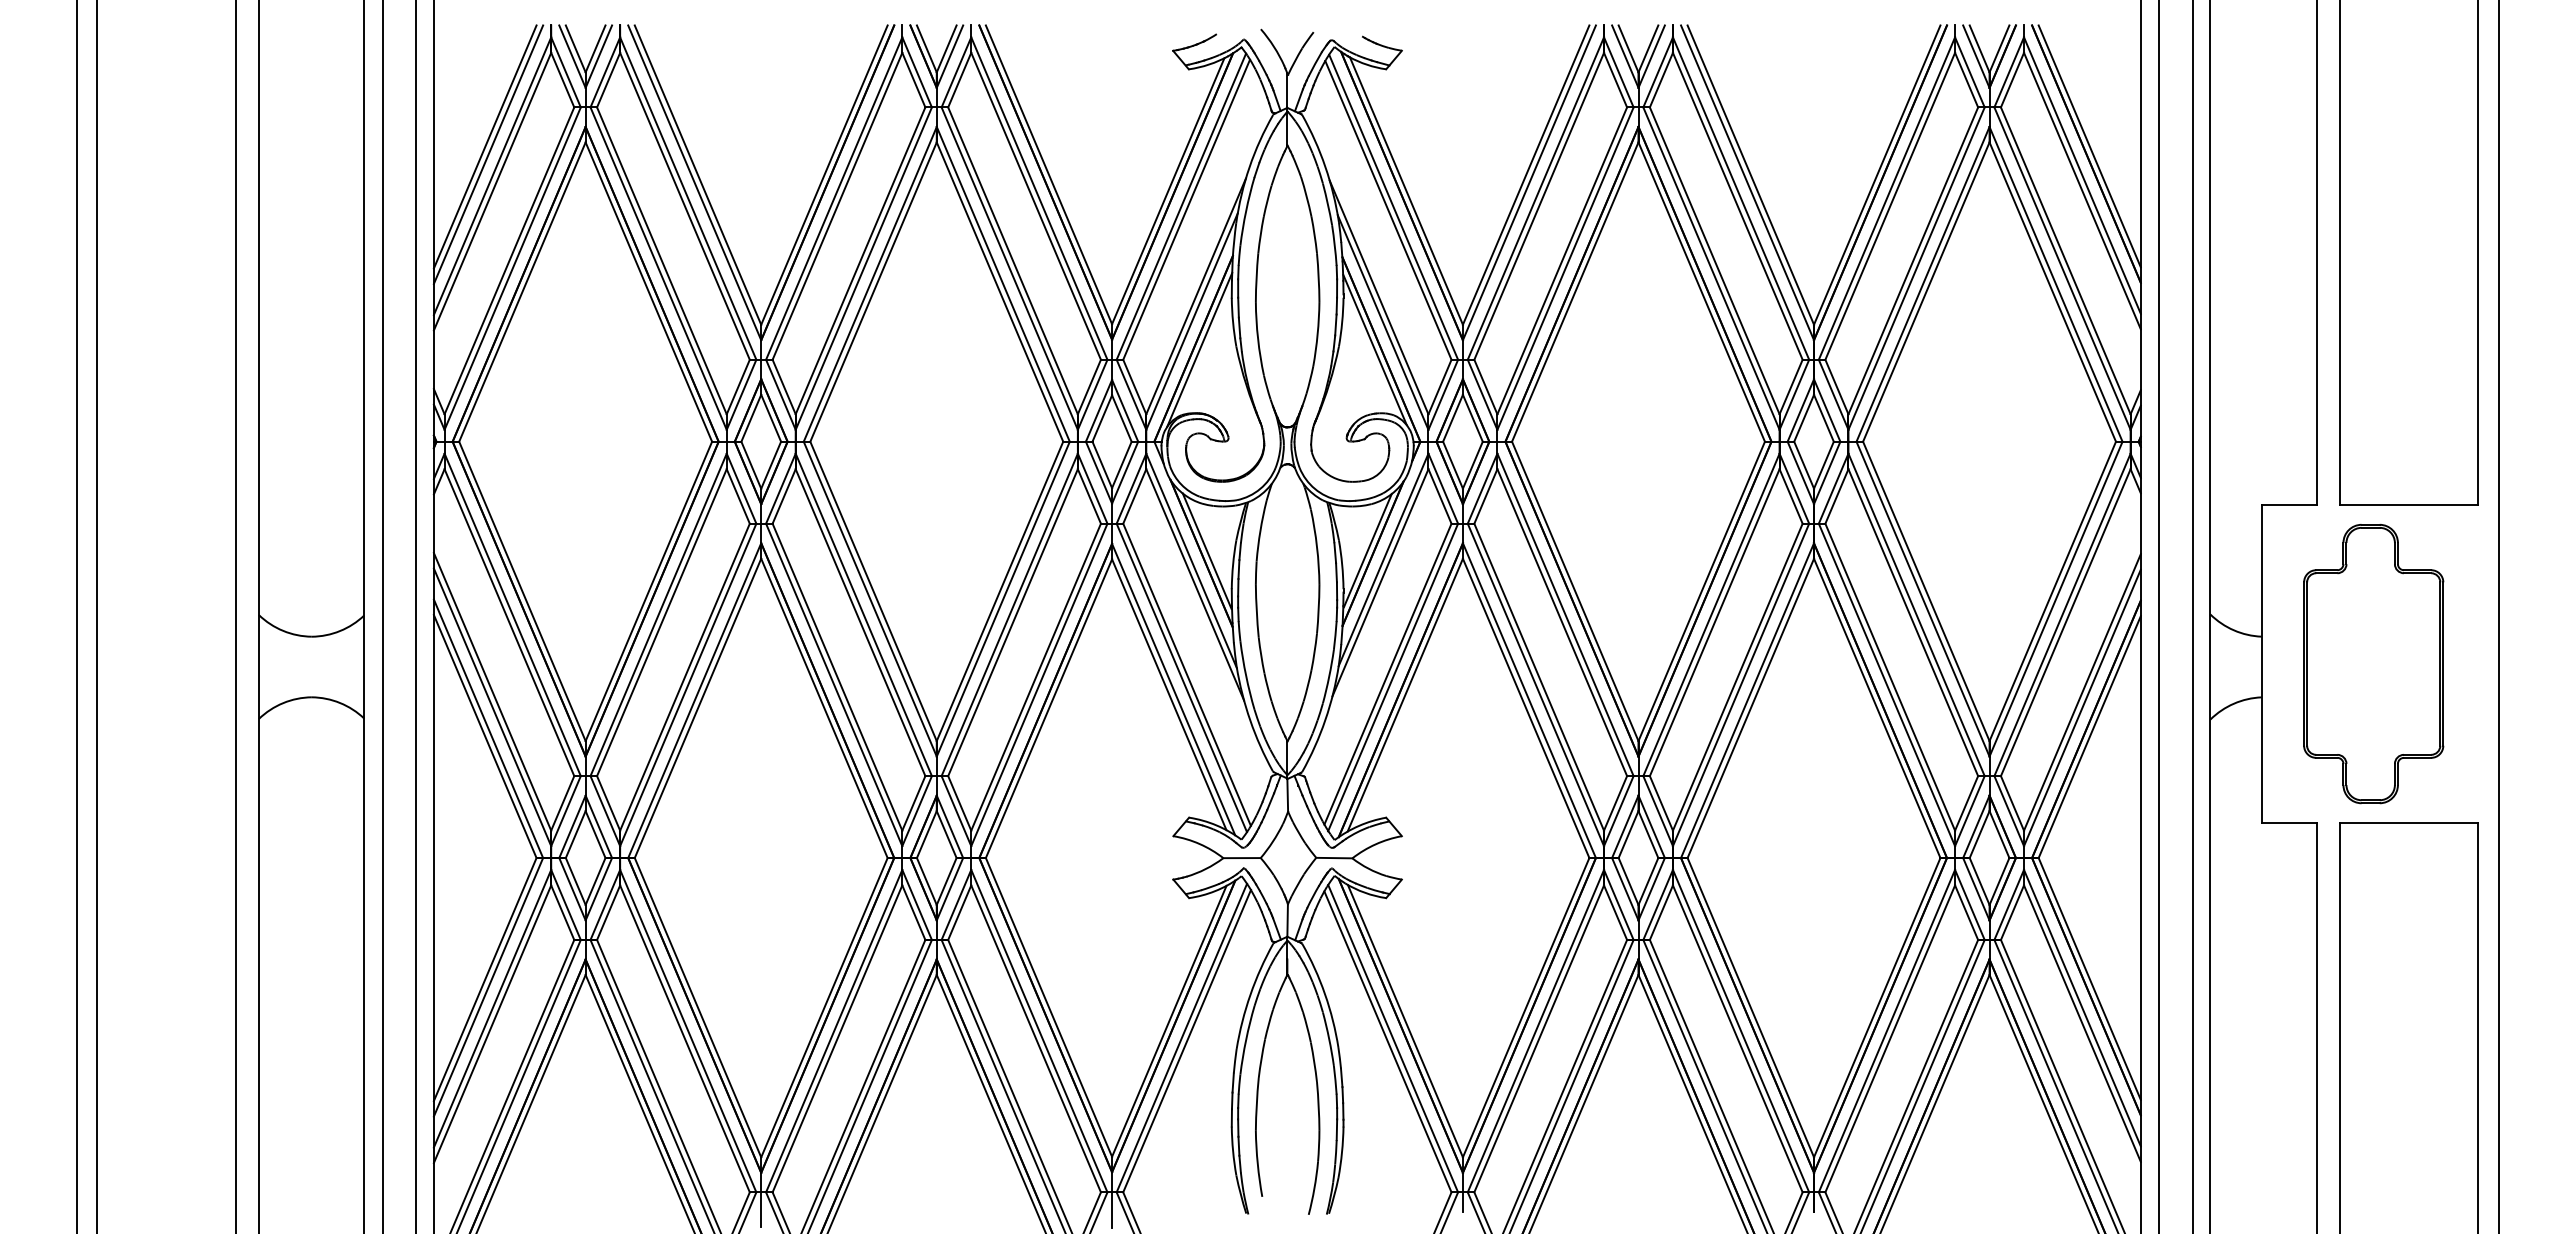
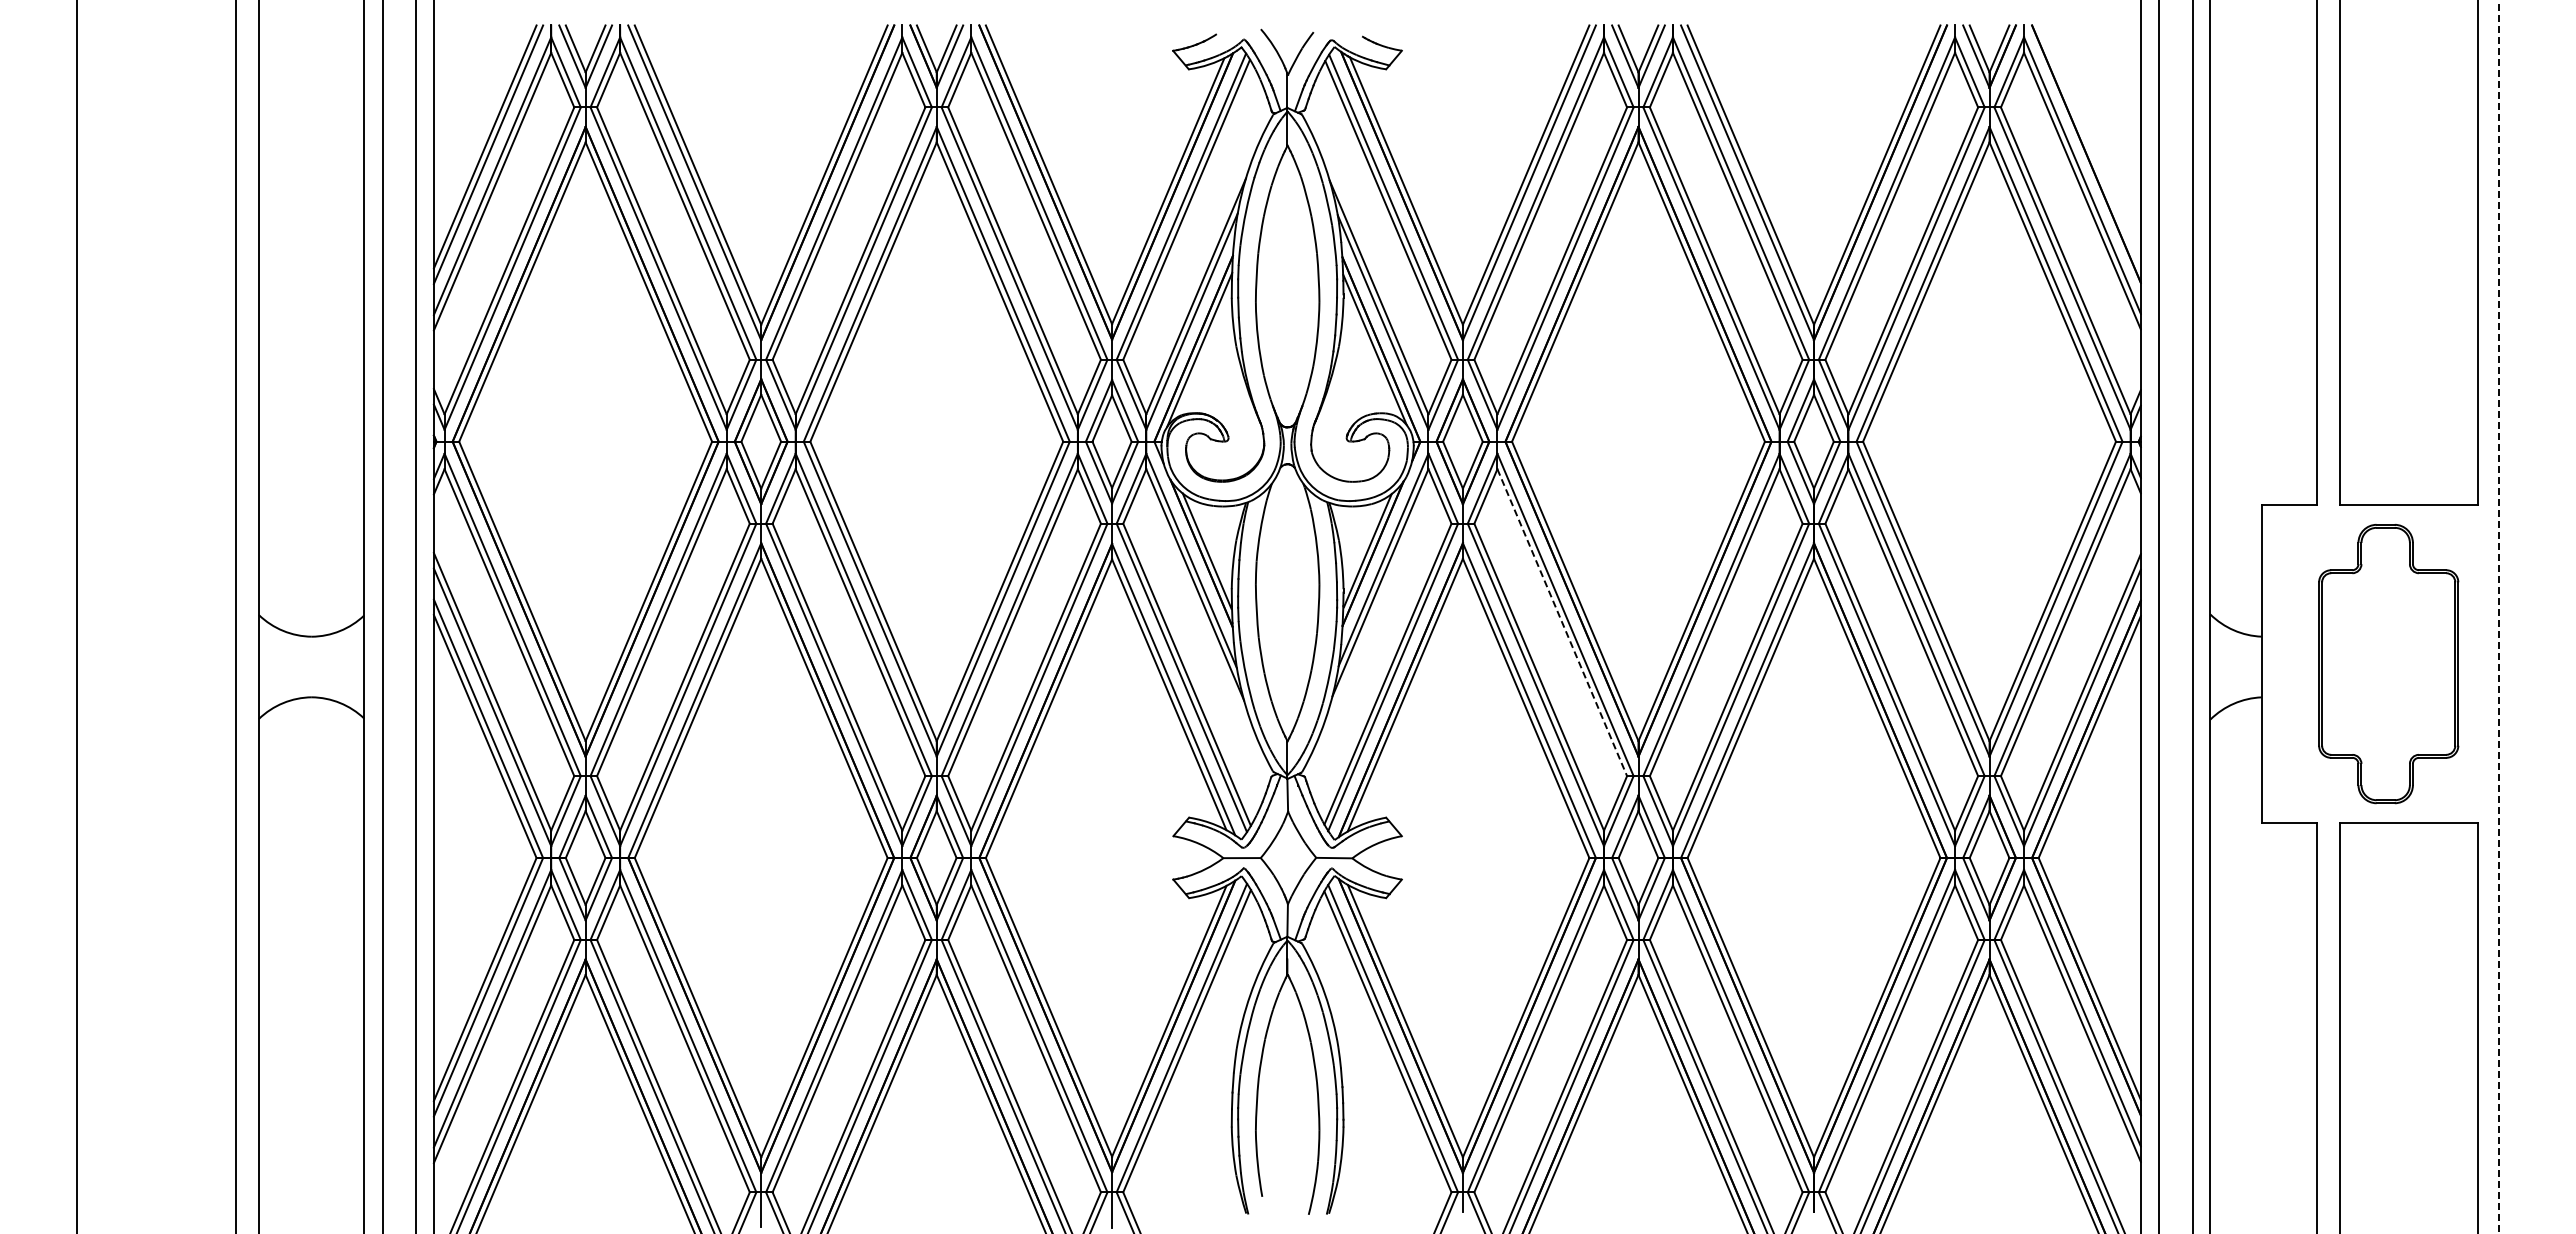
line: present -> none (2089, 146)
line: present -> none (97, 616)
line: solid -> dashed (2498, 617)
line: solid -> dashed (1562, 622)
part position: (2373, 664) -> (2388, 664) (2388, 664)
